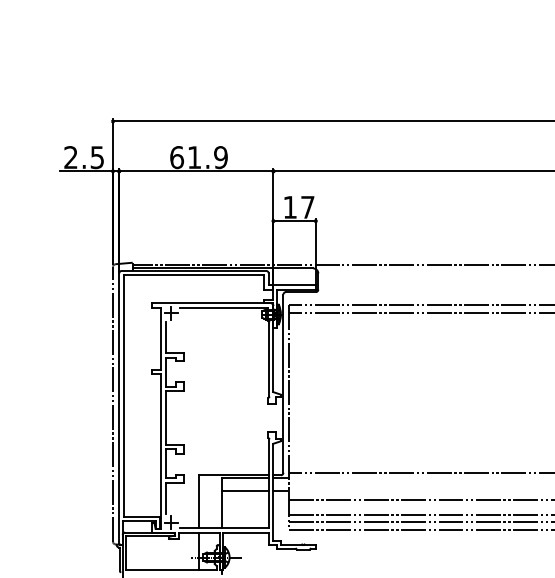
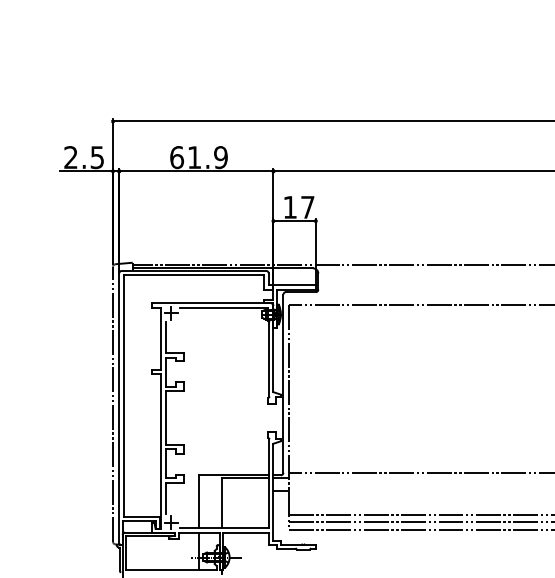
line: present -> none (420, 312)
line: present -> none (245, 491)
line: present -> none (420, 499)
